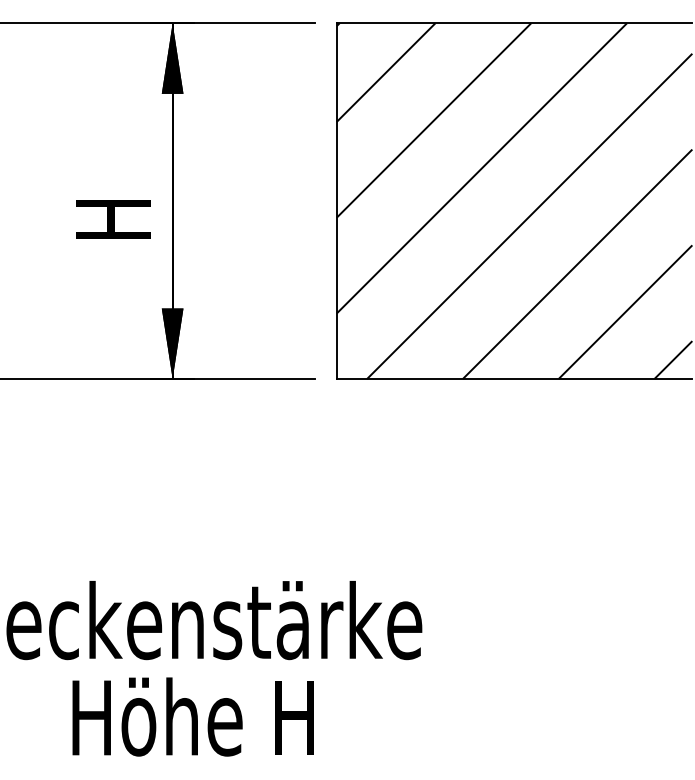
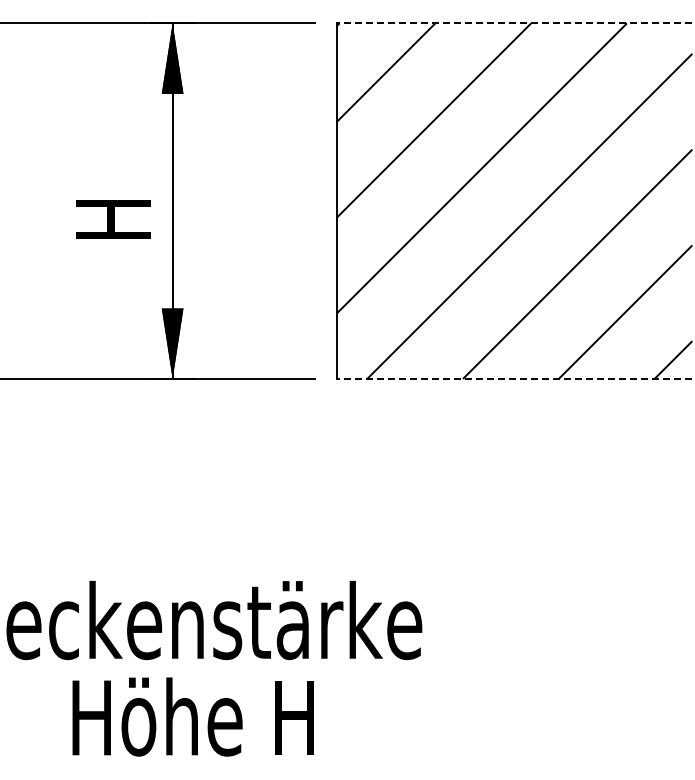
line: solid -> dashed (514, 23)
line: solid -> dashed (514, 378)
